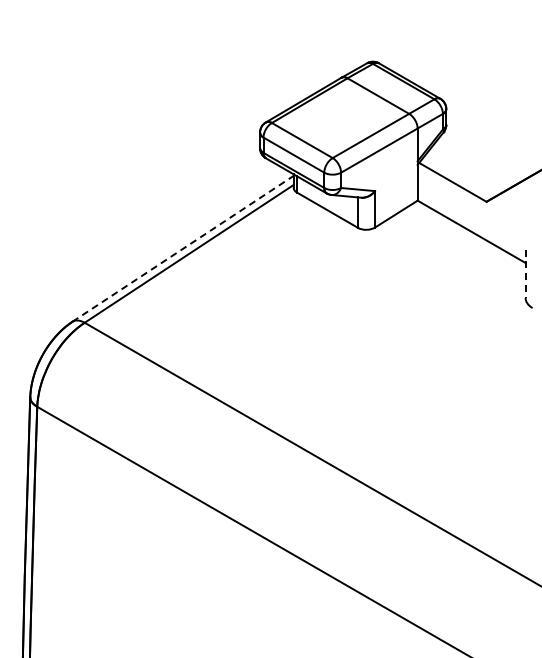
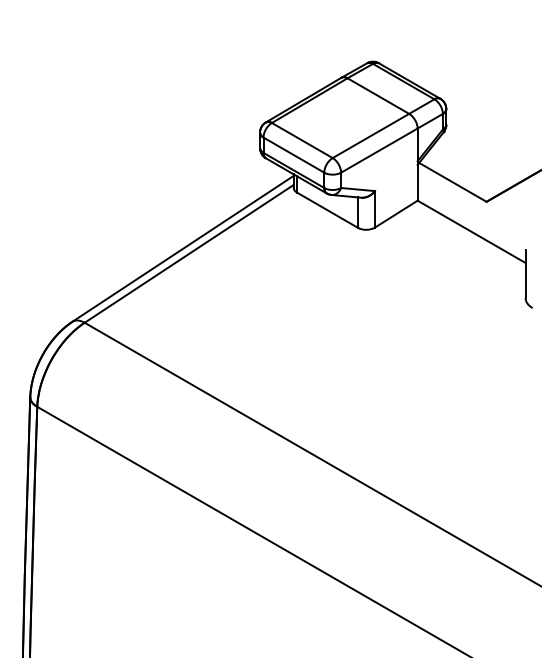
line: dashed -> solid (183, 248)
line: dashed -> solid (525, 274)
